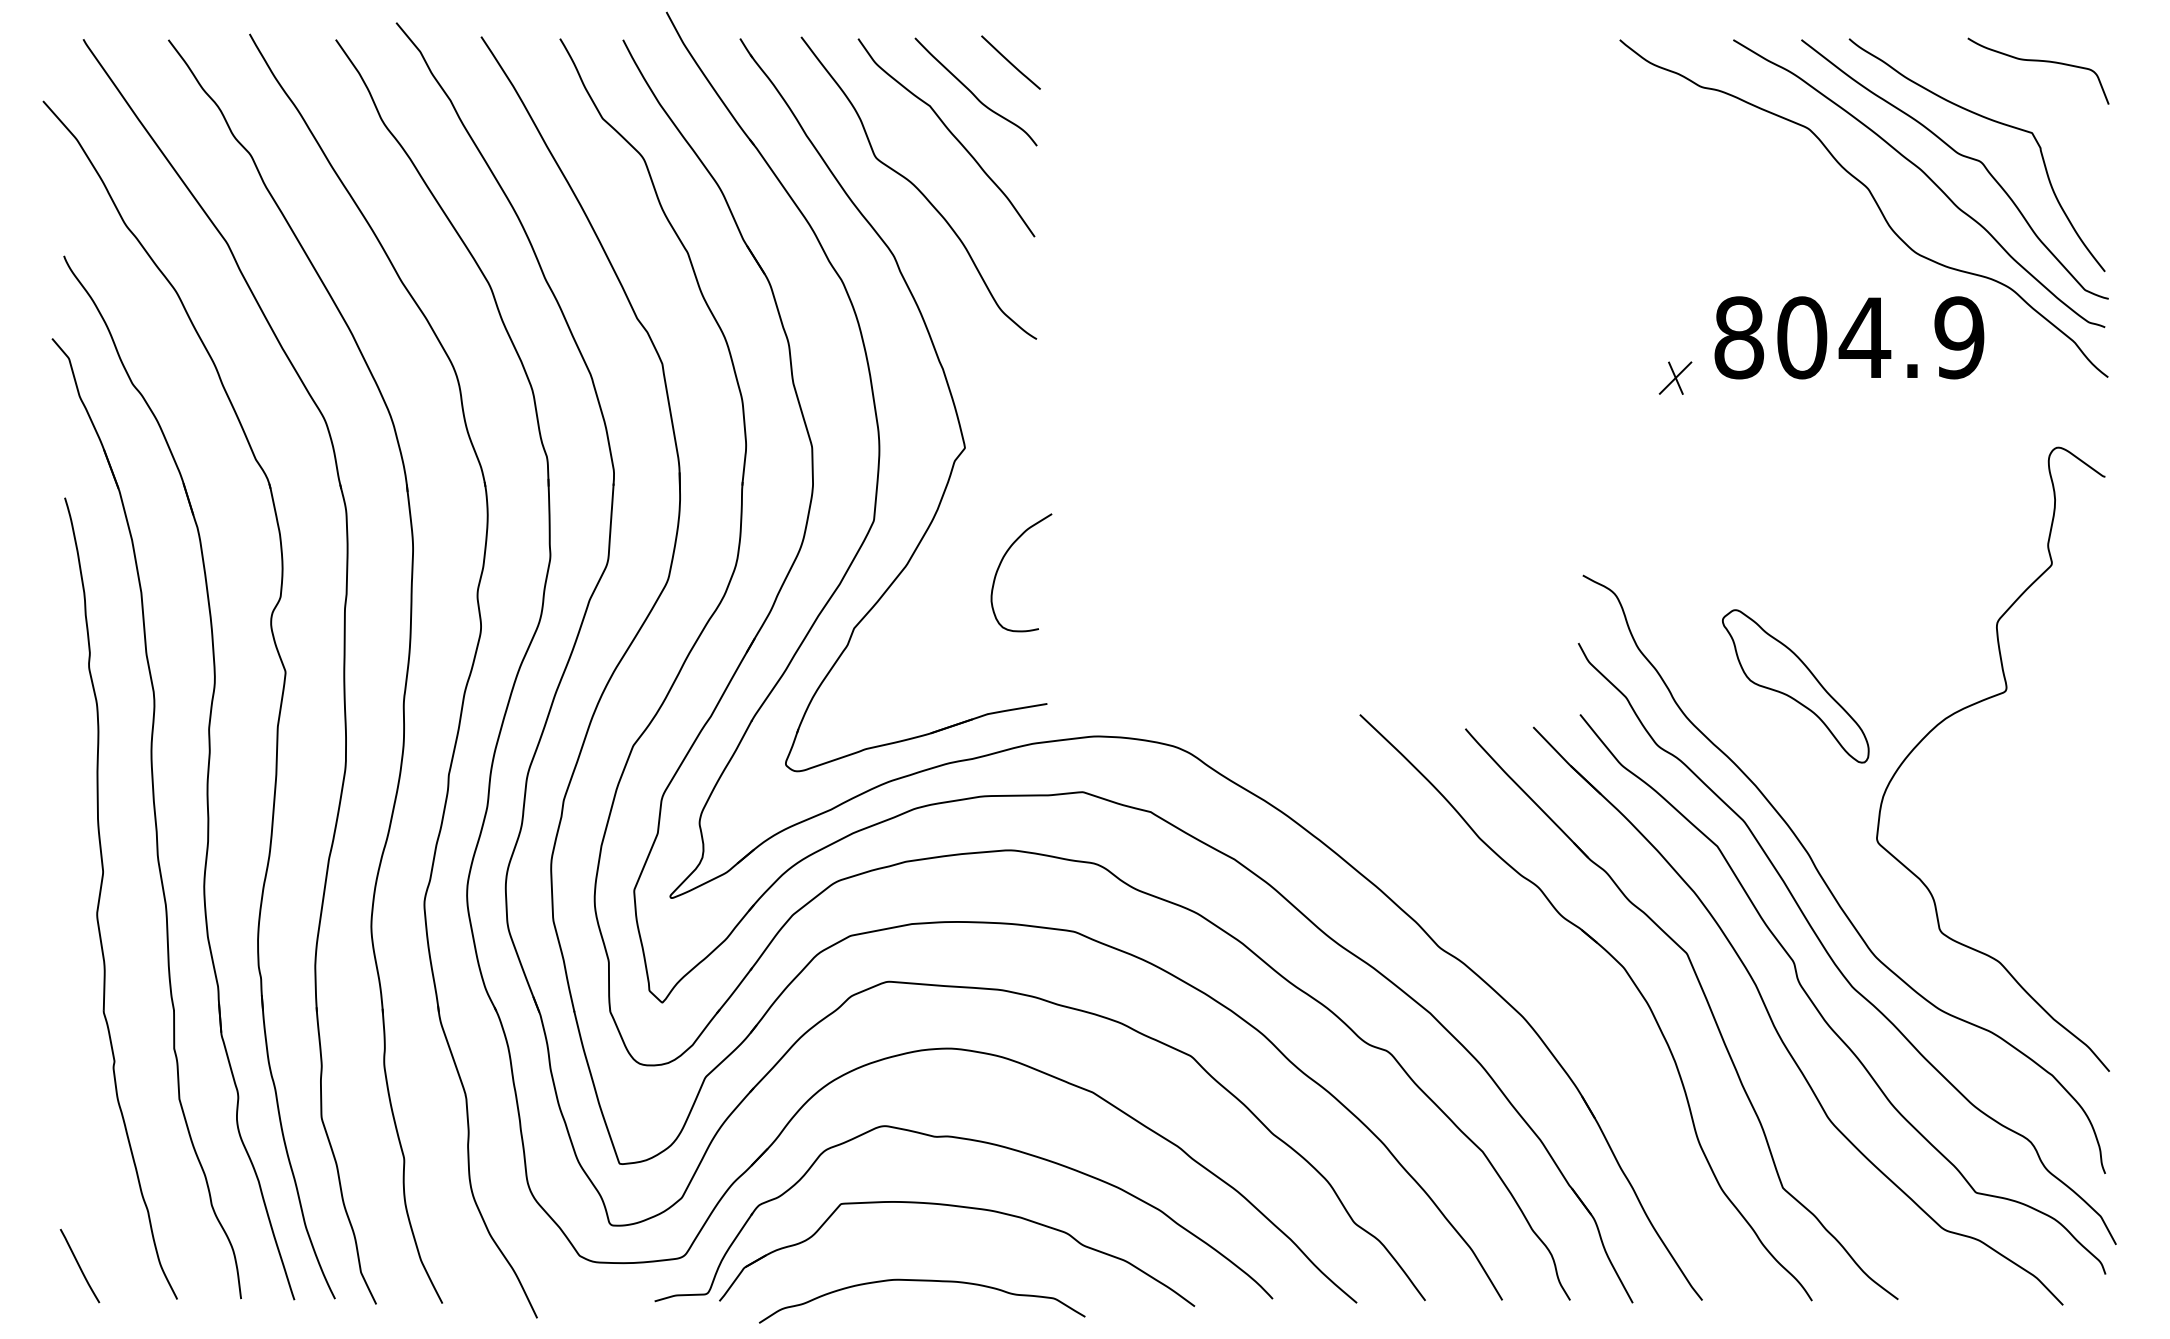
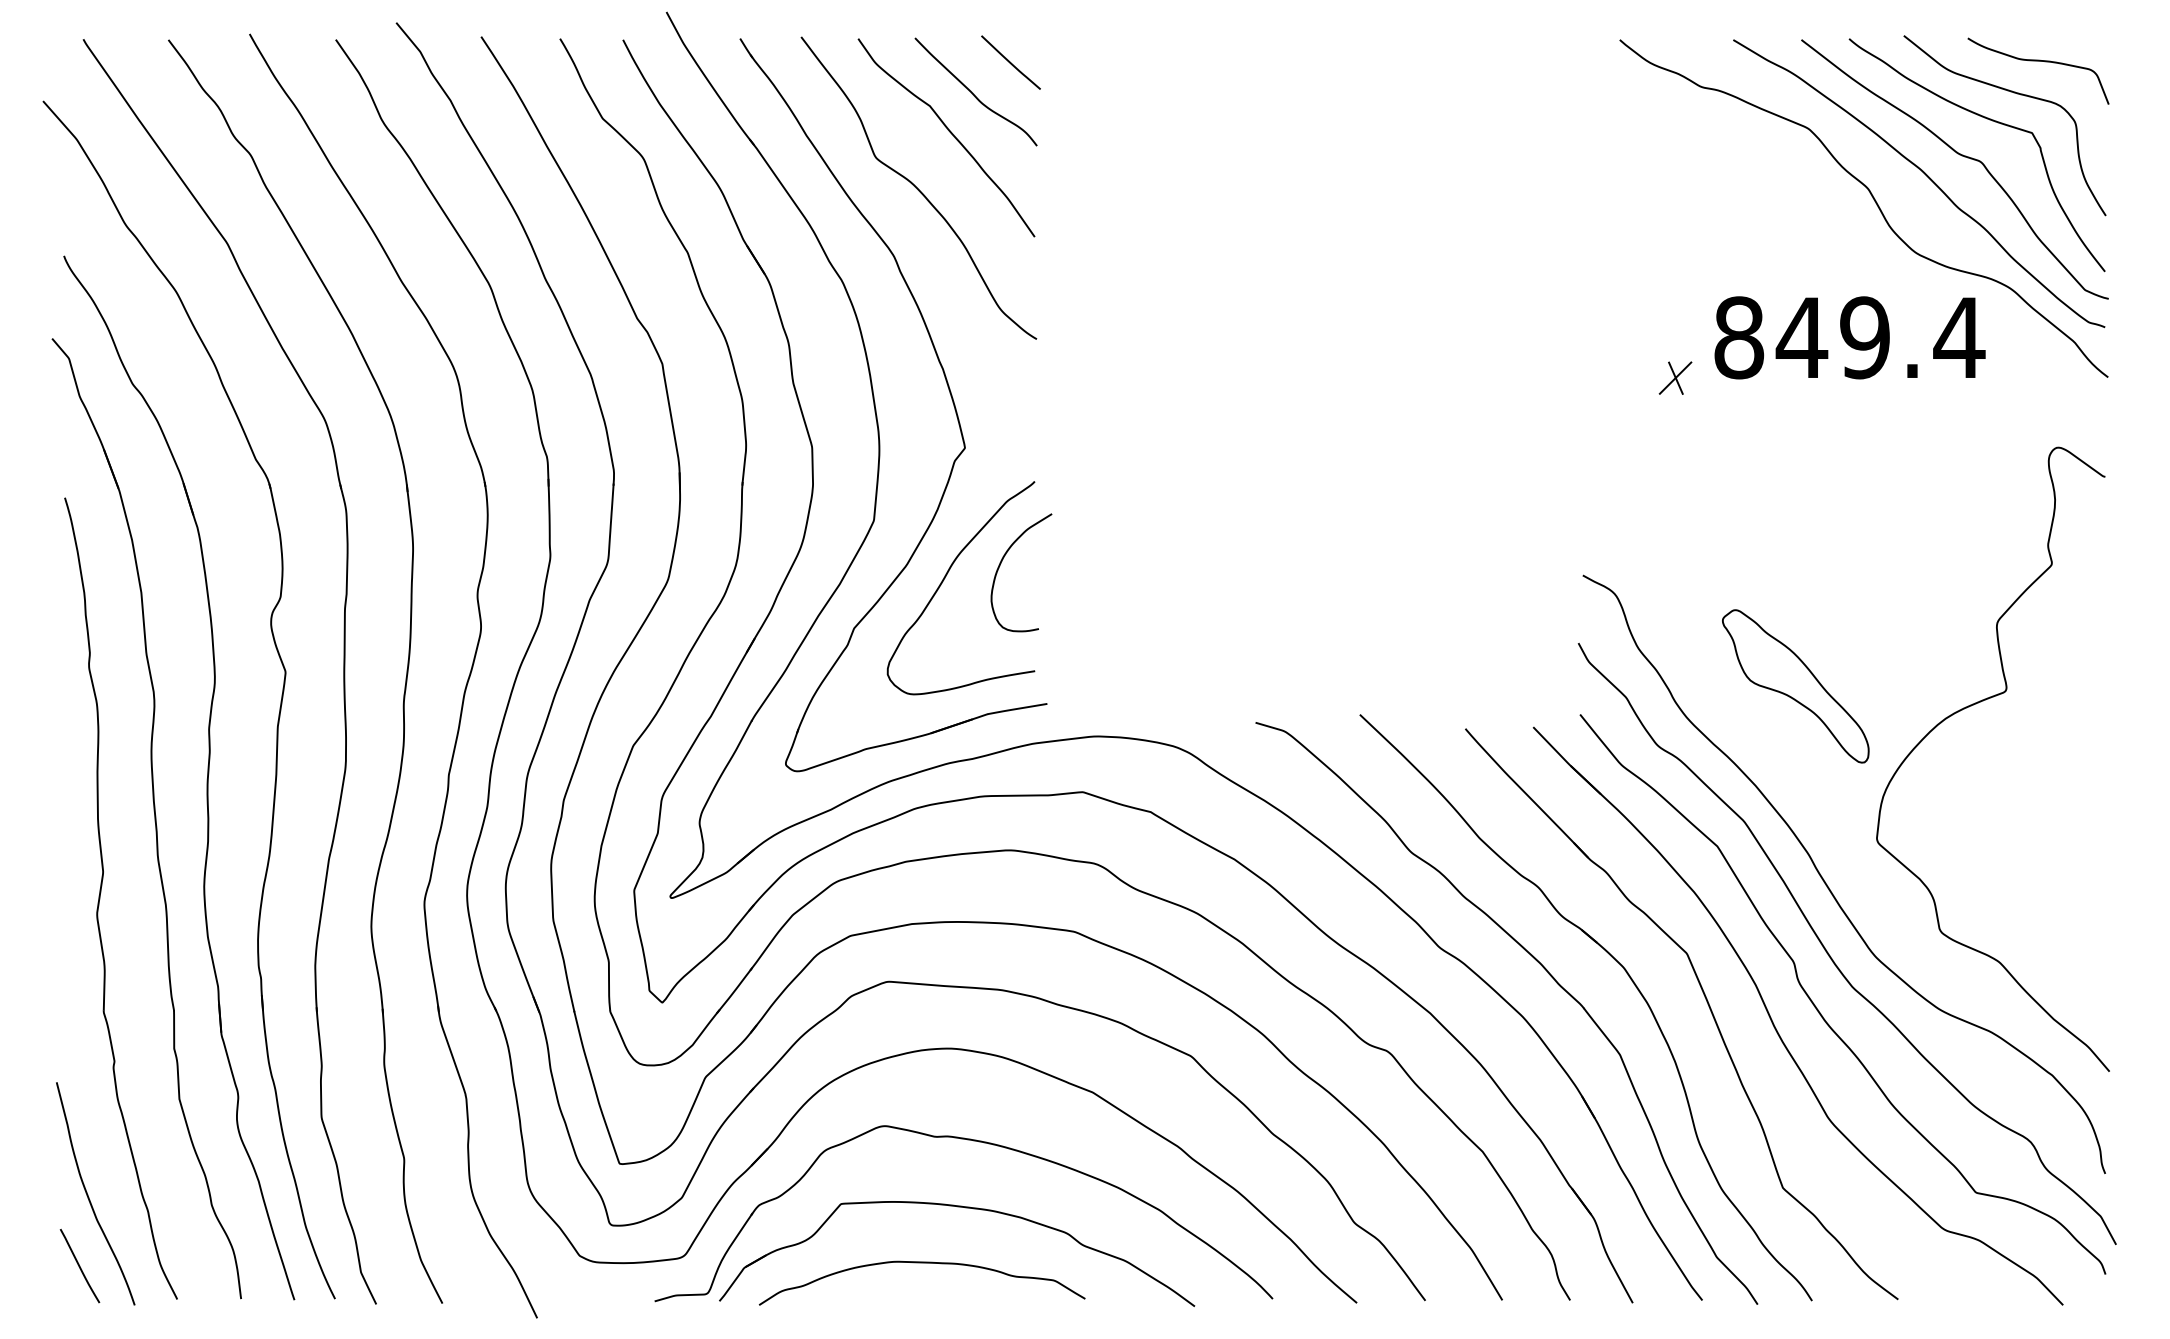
curve: none -> present (2013, 93)
text: 804.9 -> 849.4 (1880, 337)
curve: none -> present (944, 580)
part: none -> present (1548, 974)
curve: none -> present (88, 1194)
curve position: (921, 1281) -> (921, 1263) (921, 1263)
